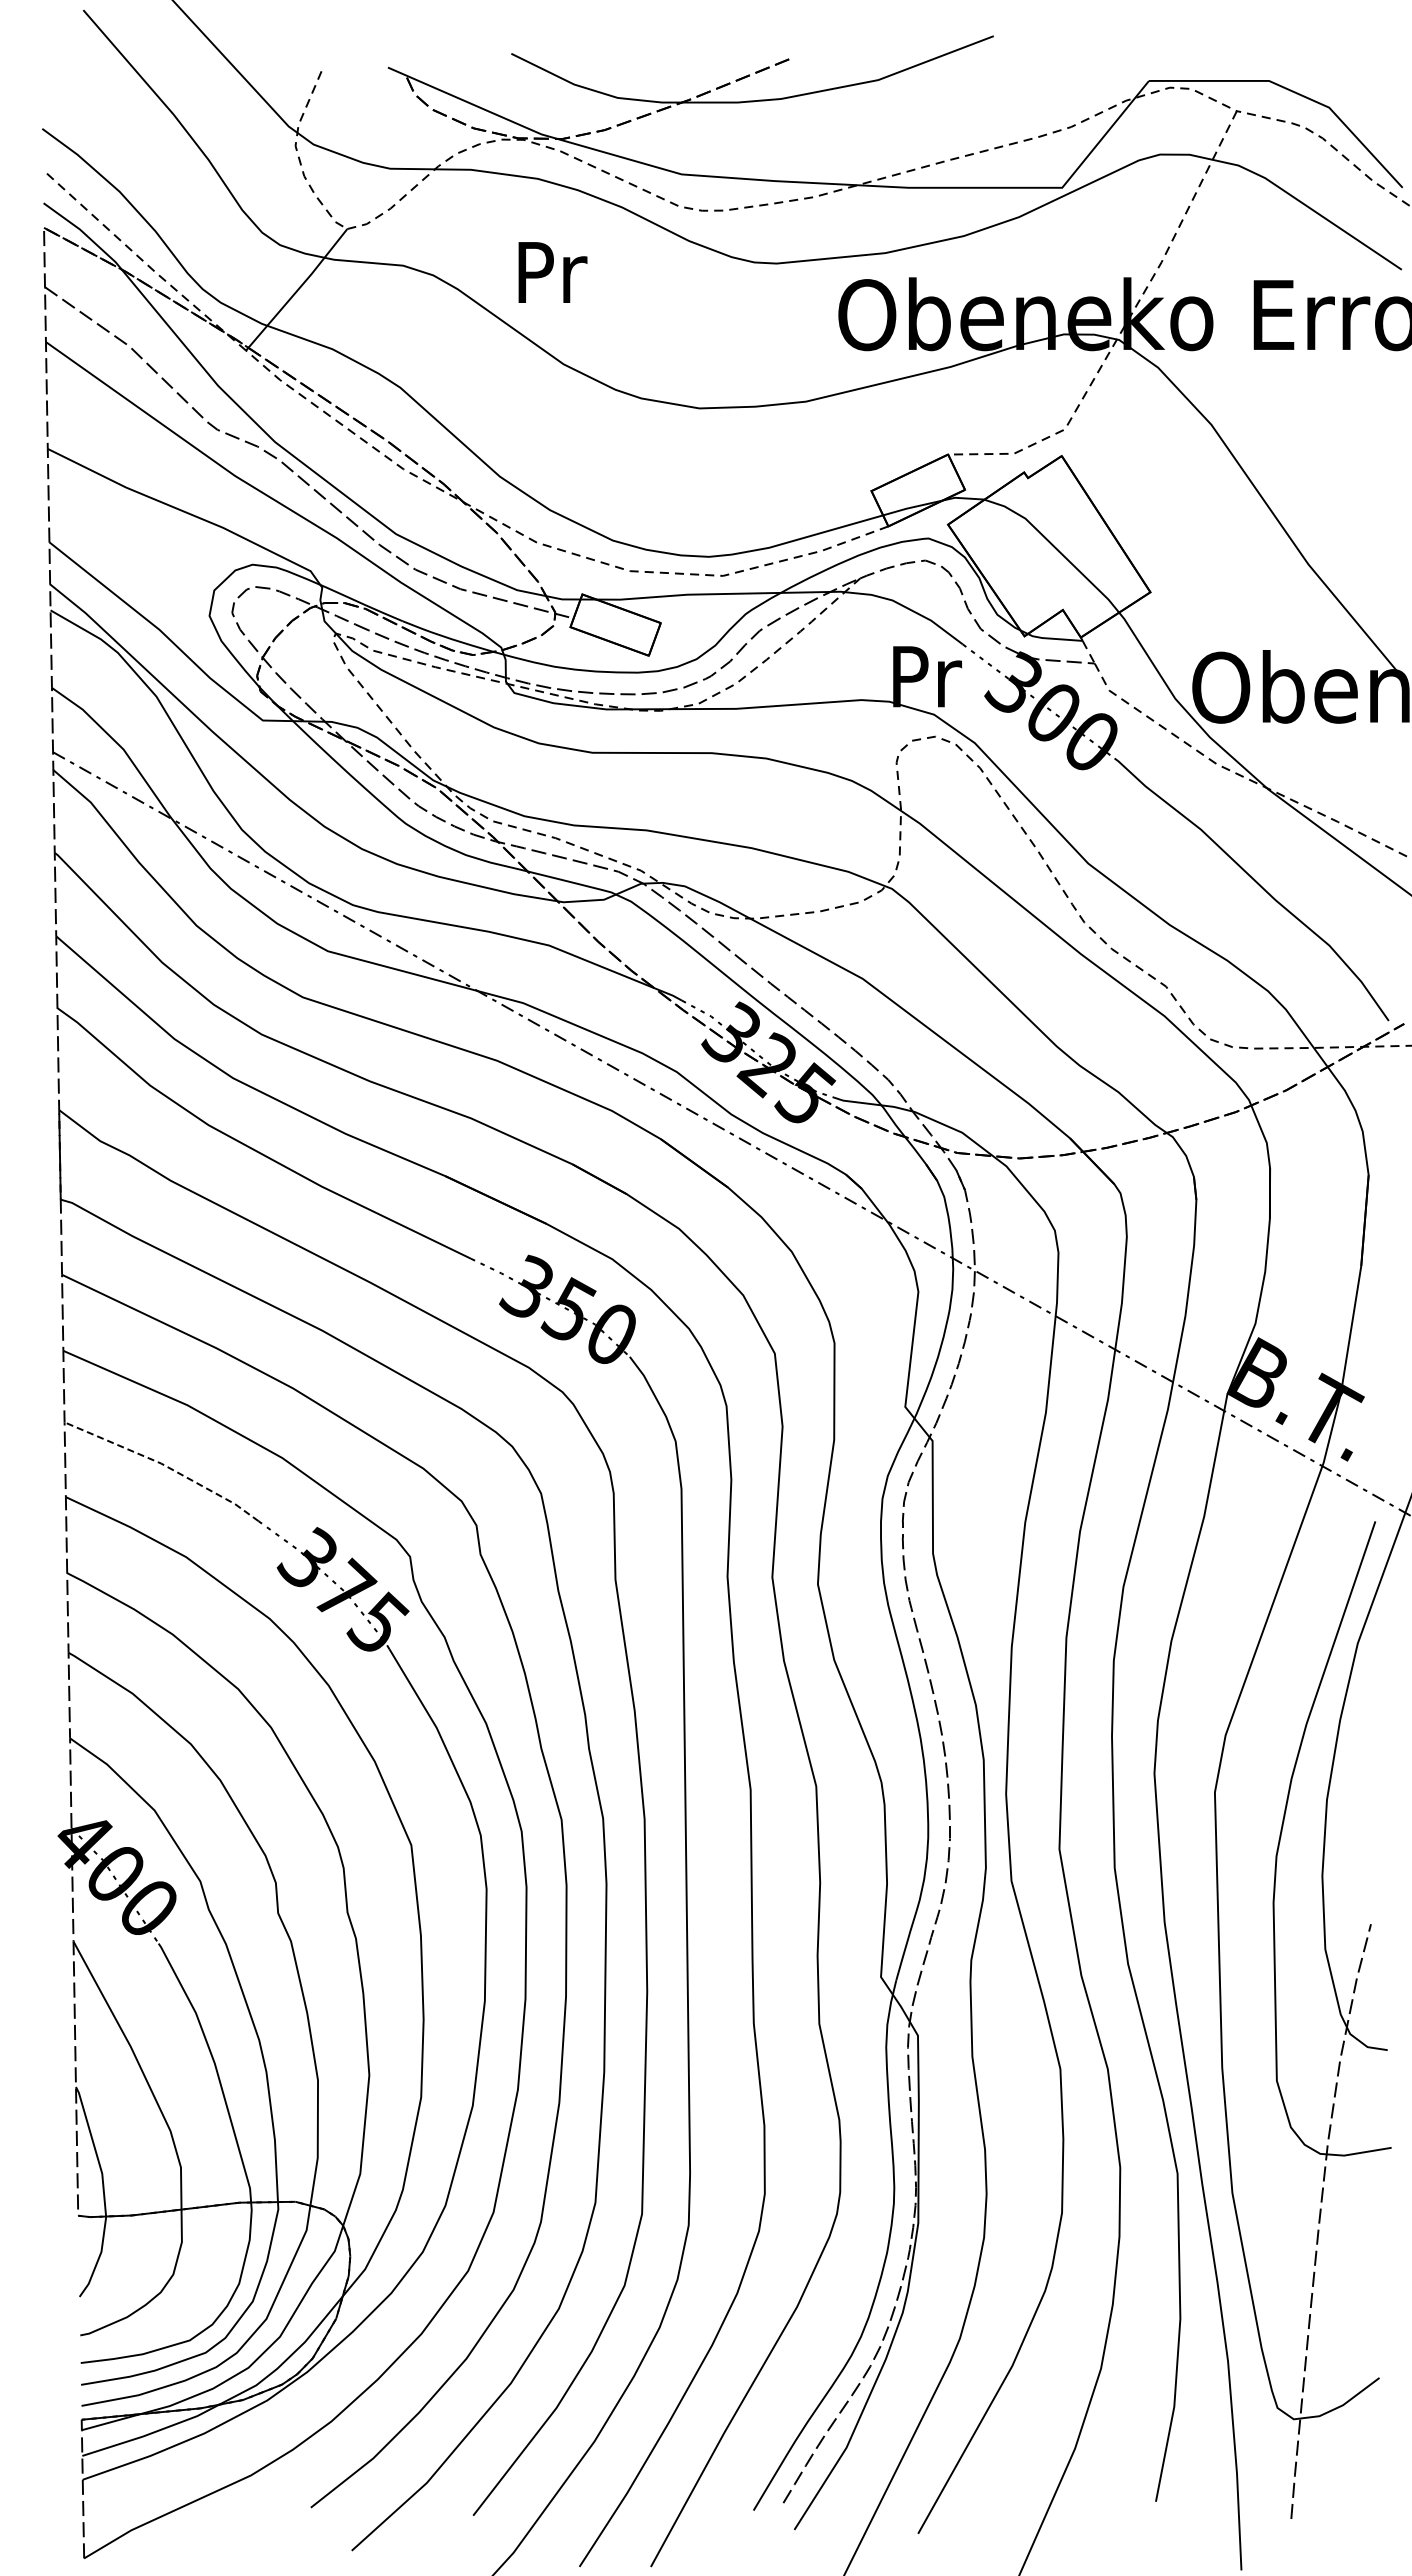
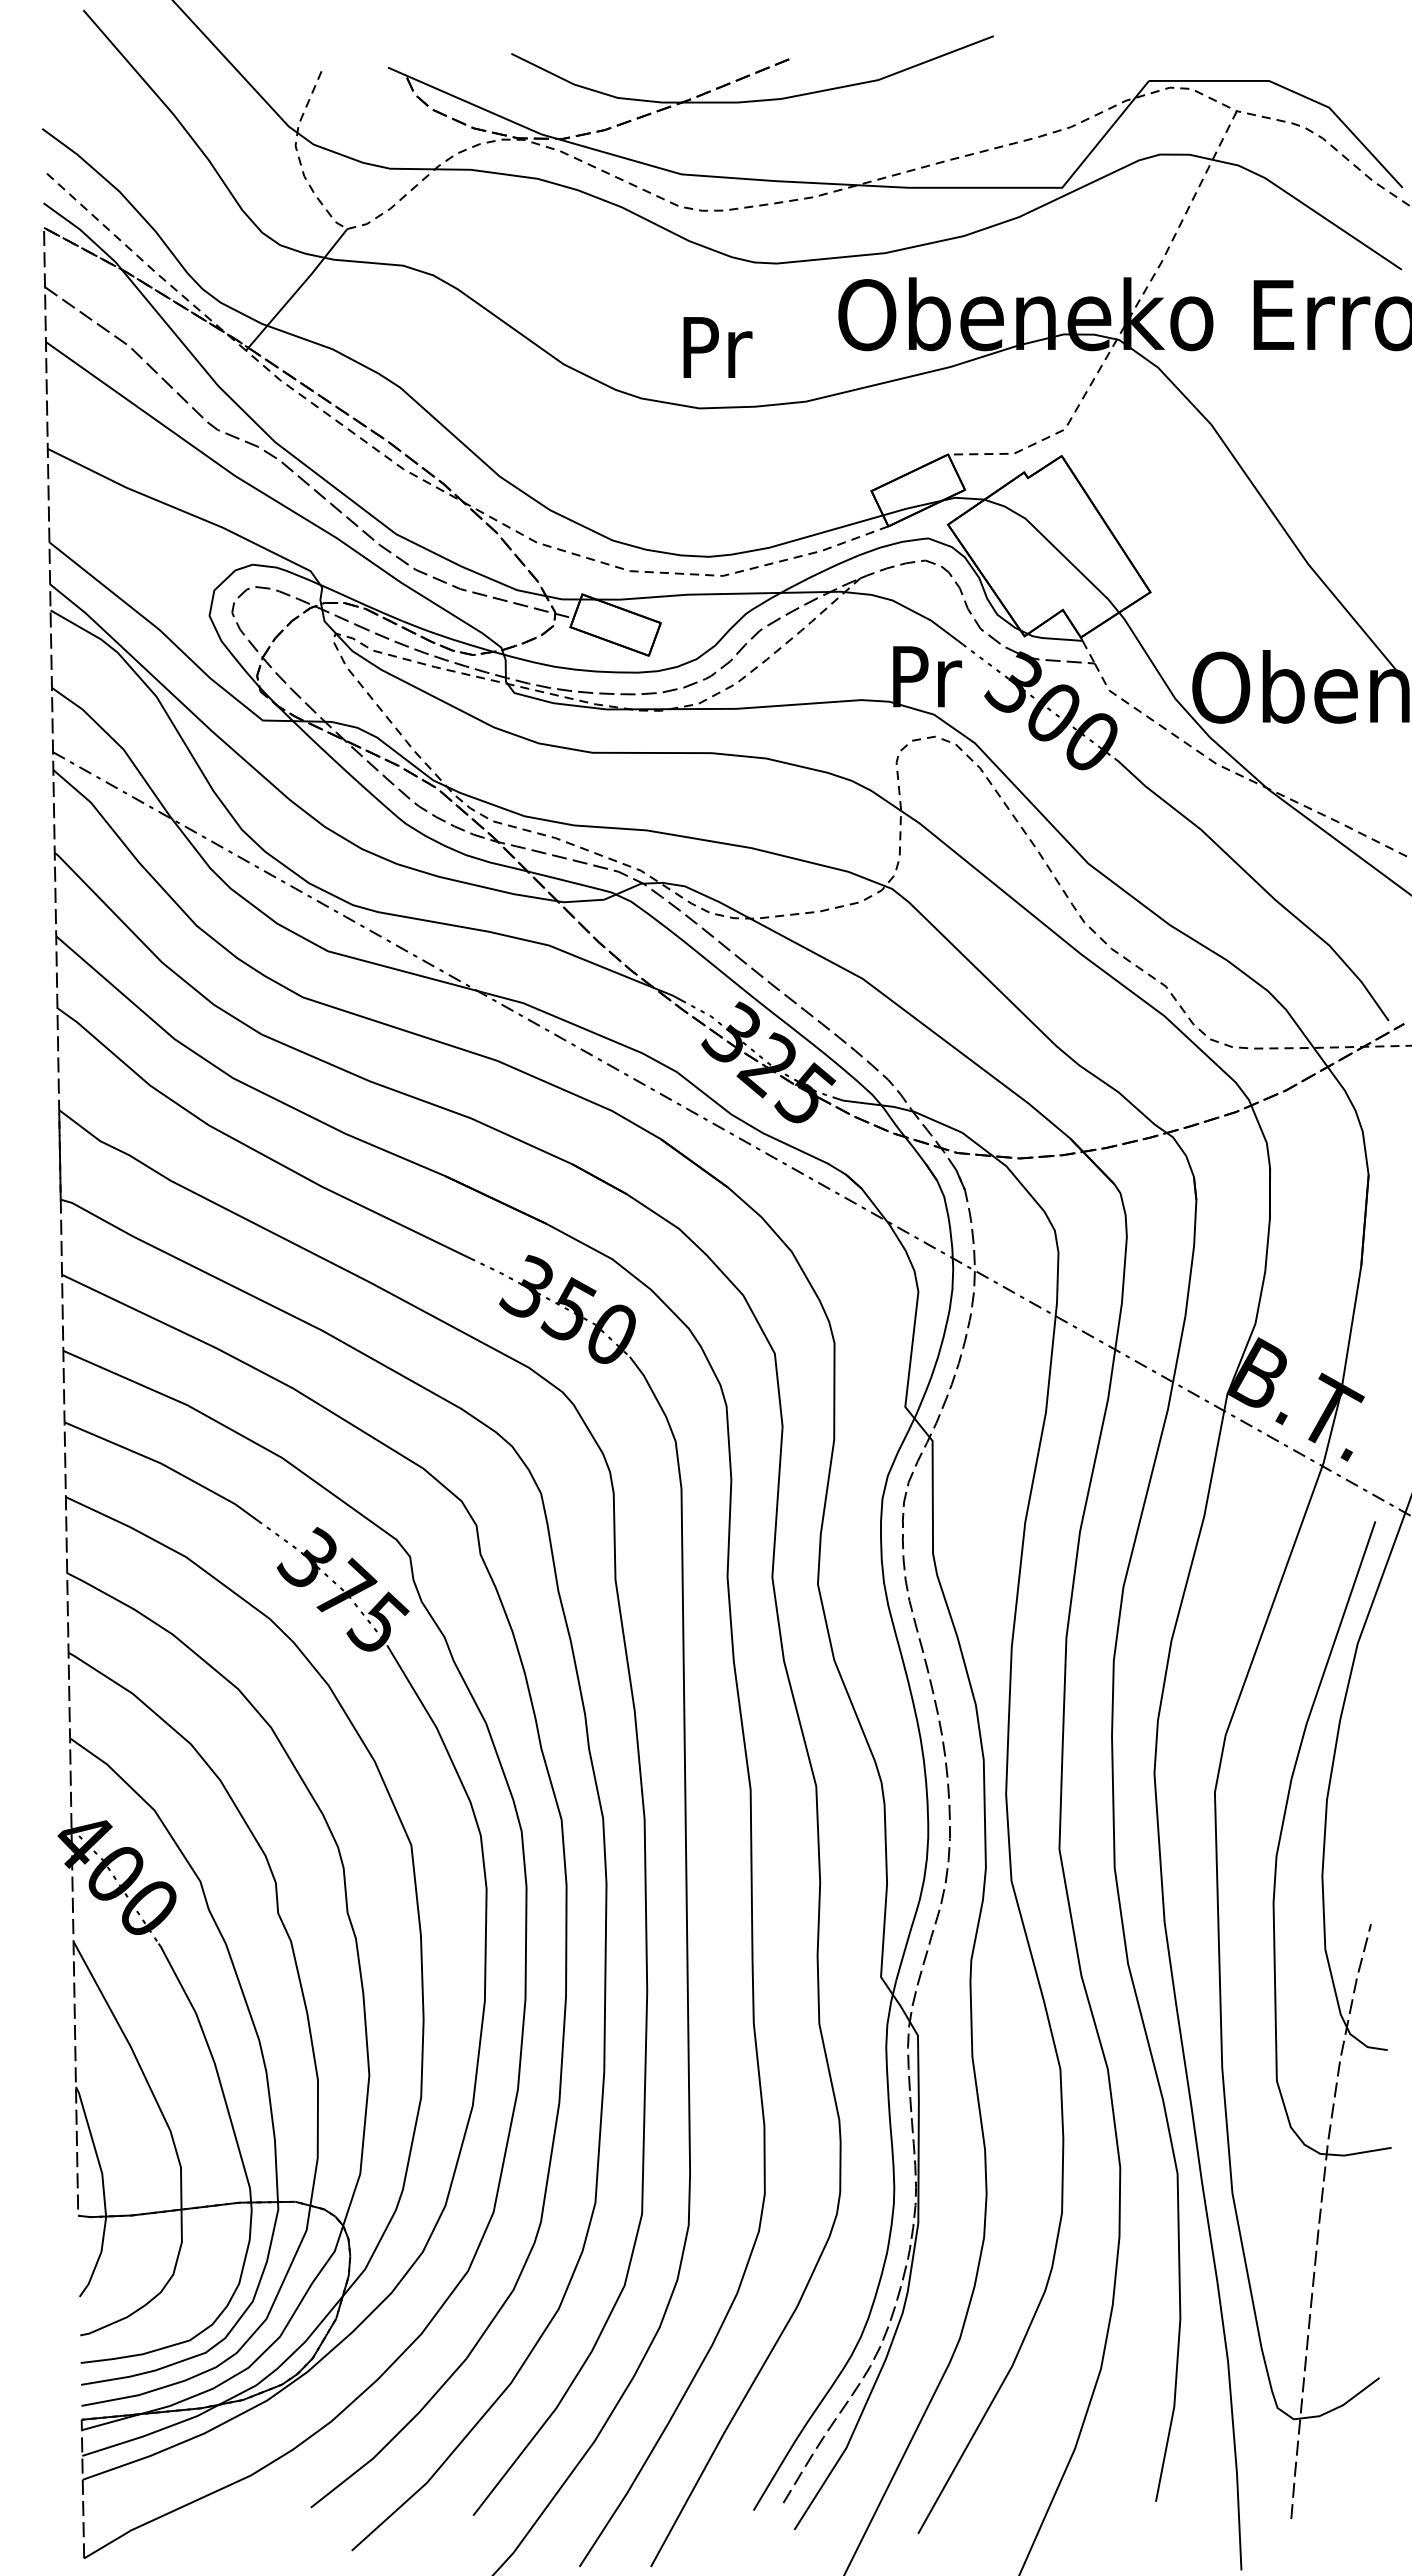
text position: (552, 272) -> (717, 347) (717, 347)
line: dashed -> solid (165, 1465)
